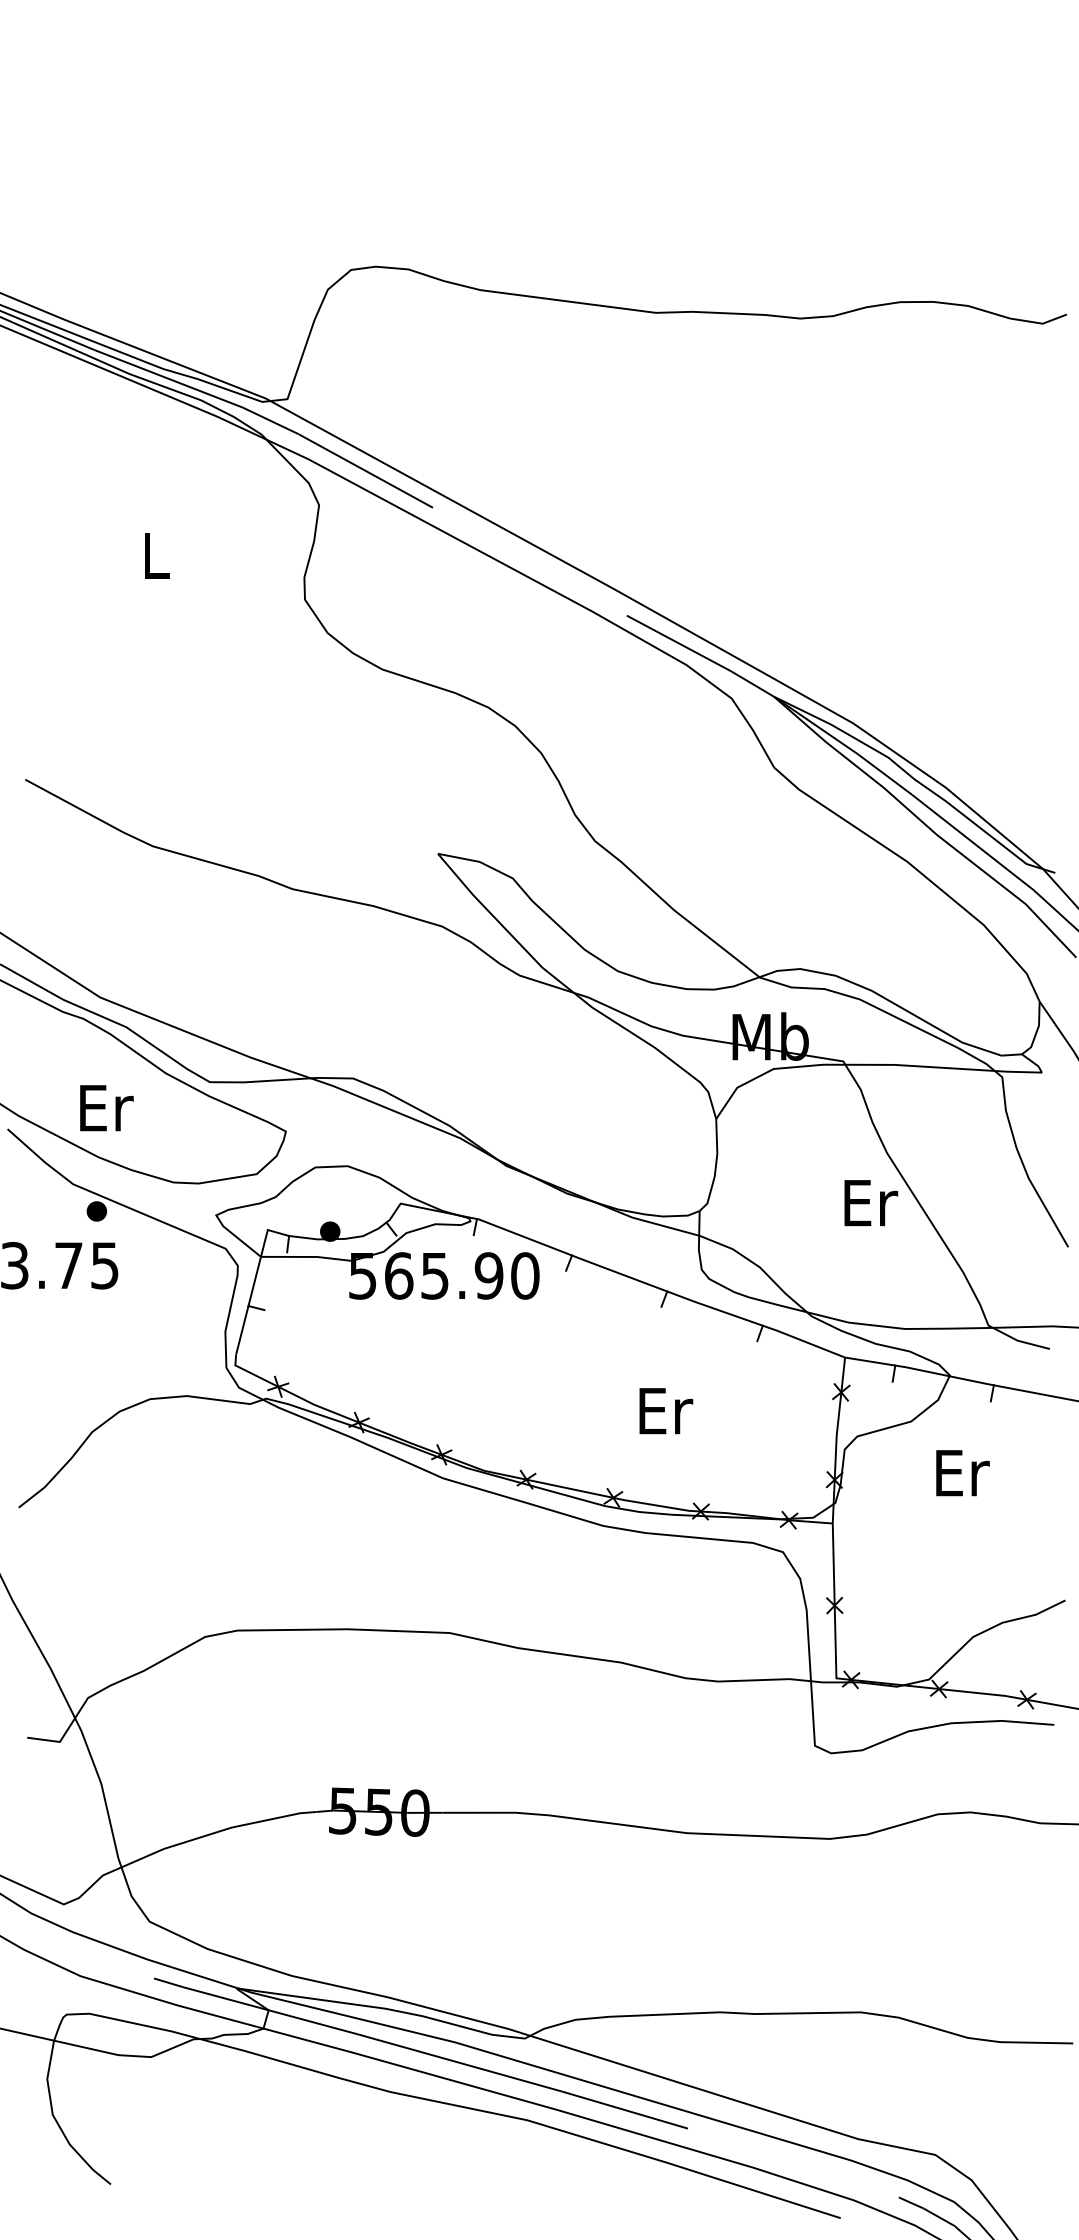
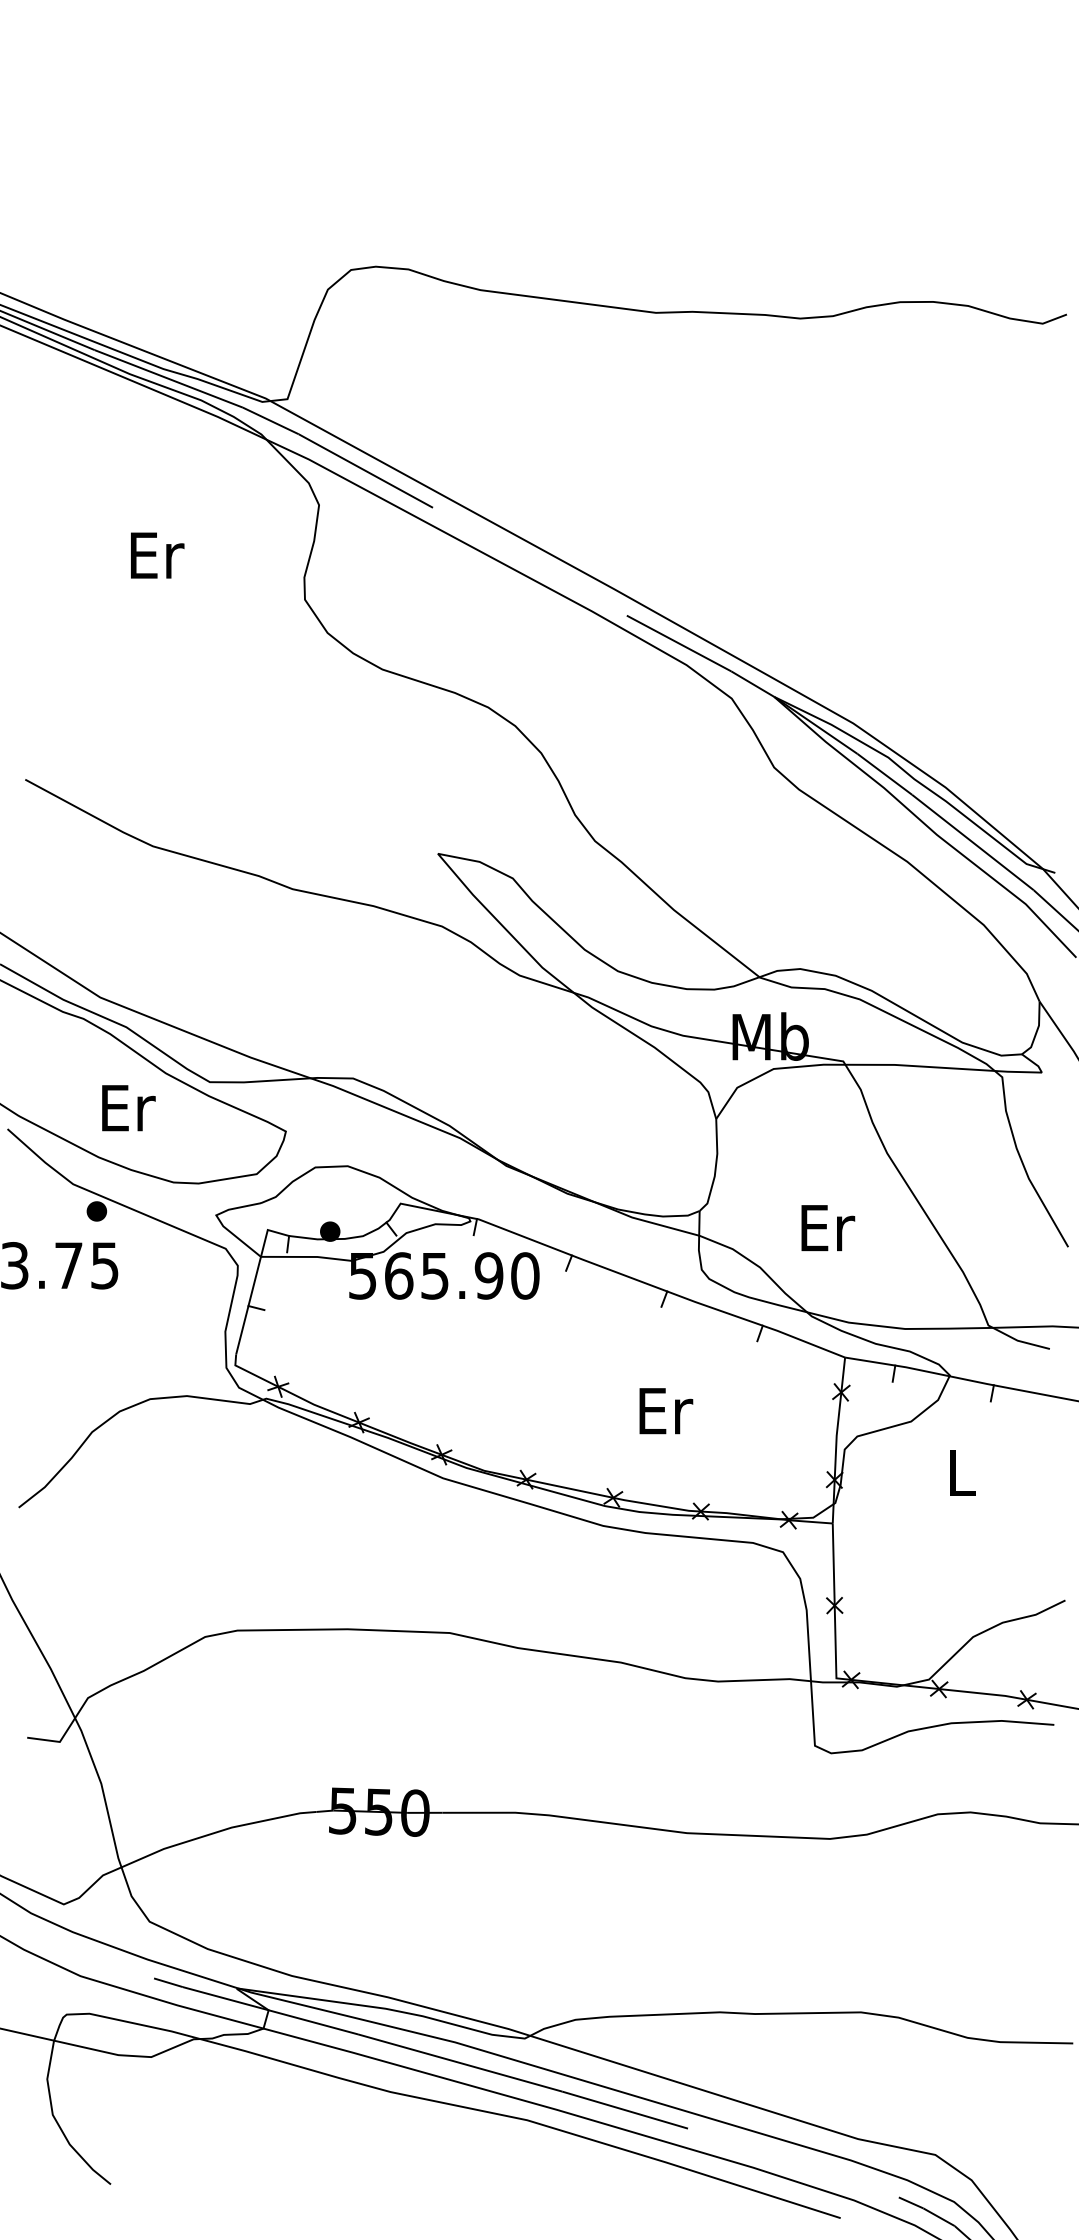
text: L -> Er (157, 555)
text position: (106, 1108) -> (128, 1108) (128, 1108)
text position: (871, 1203) -> (828, 1228) (828, 1228)
text: Er -> L (962, 1473)
